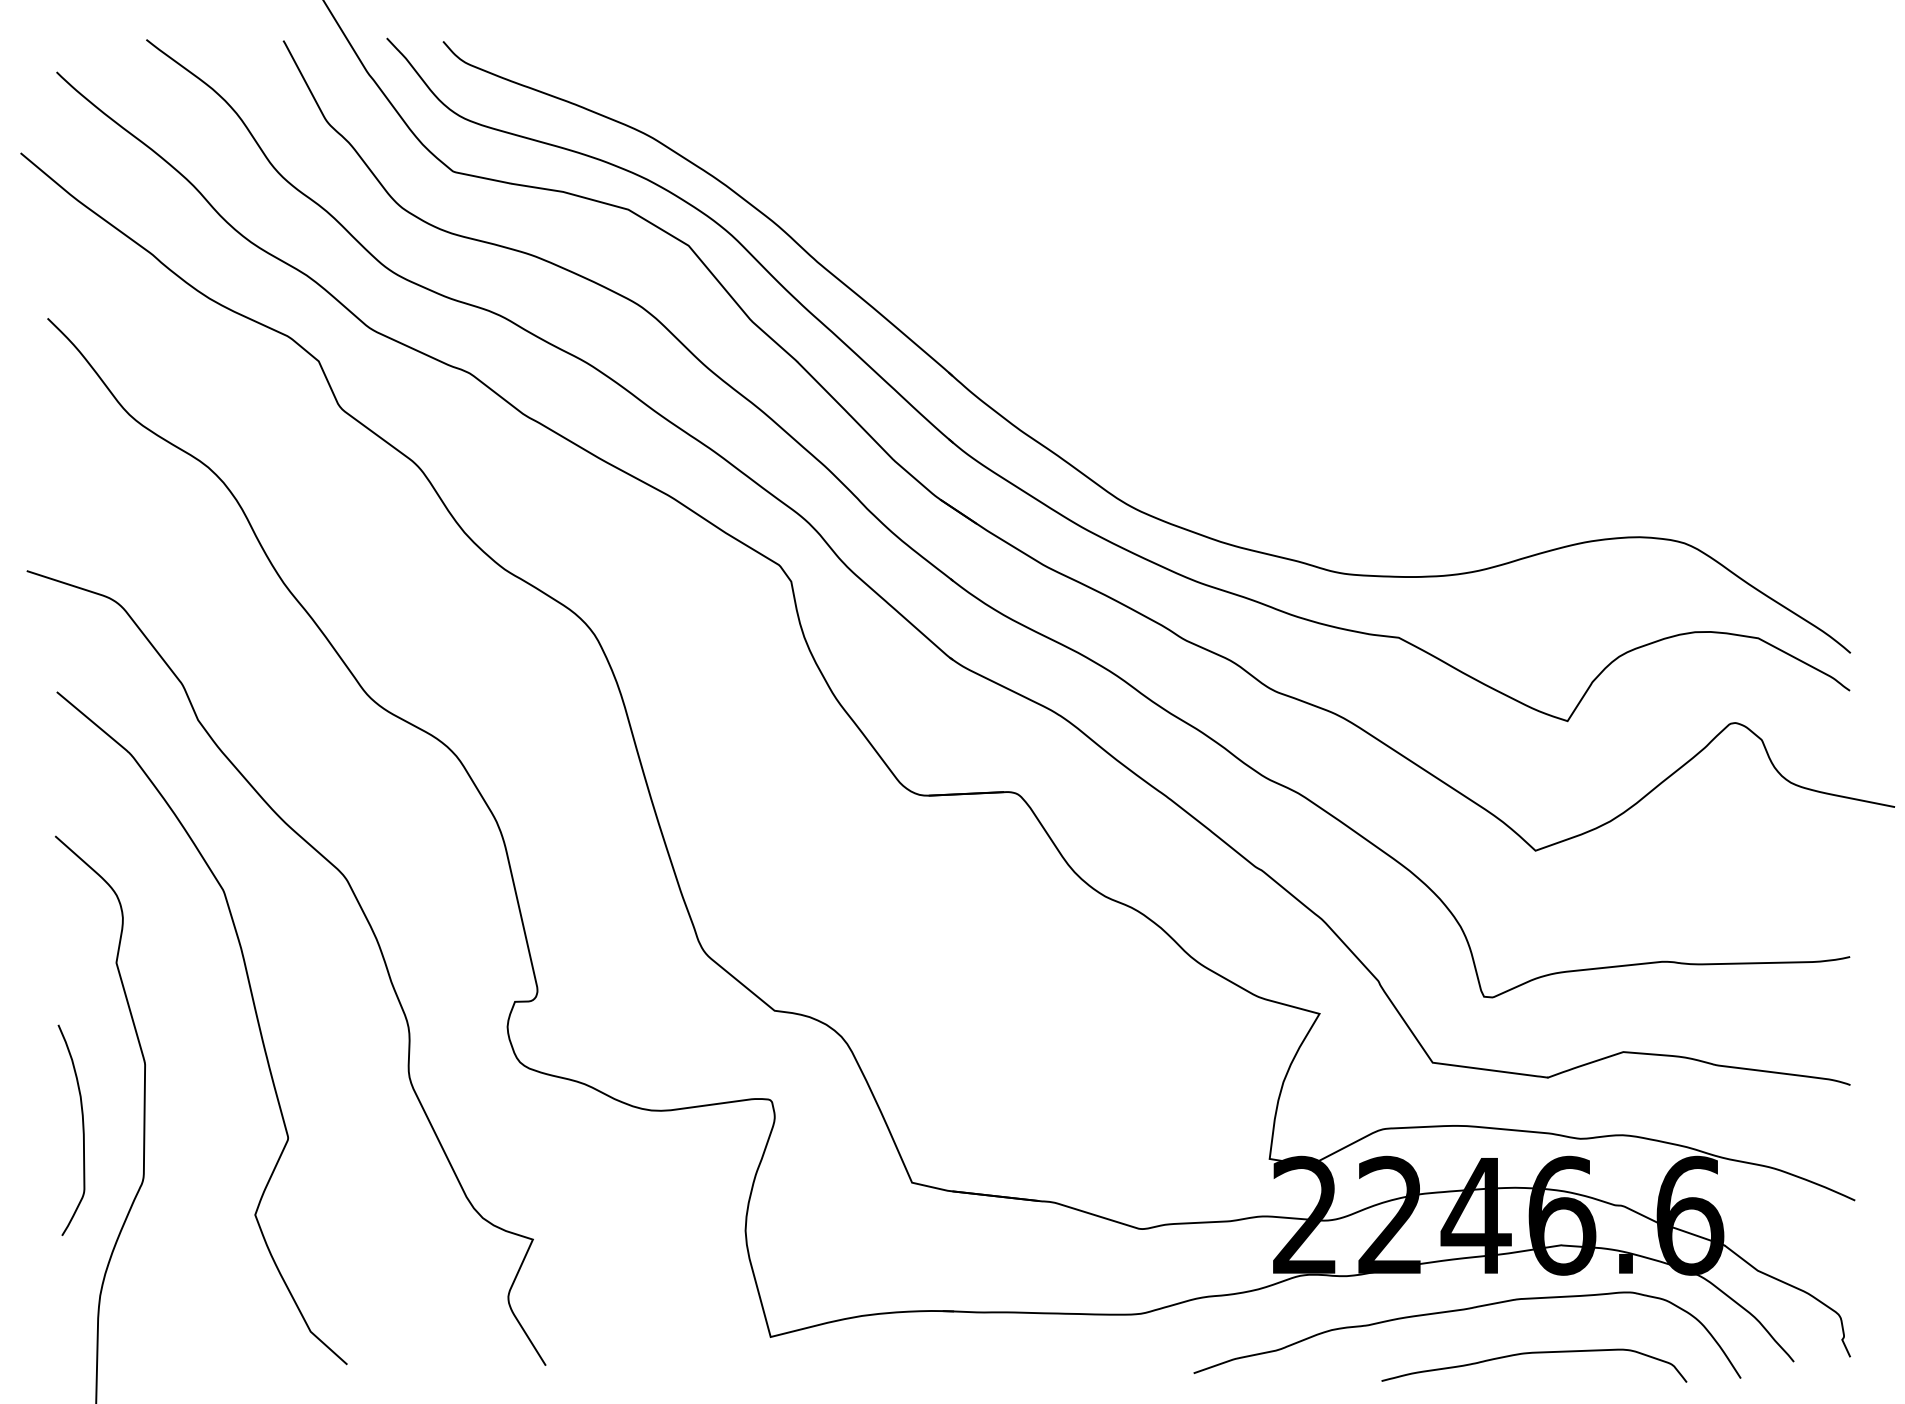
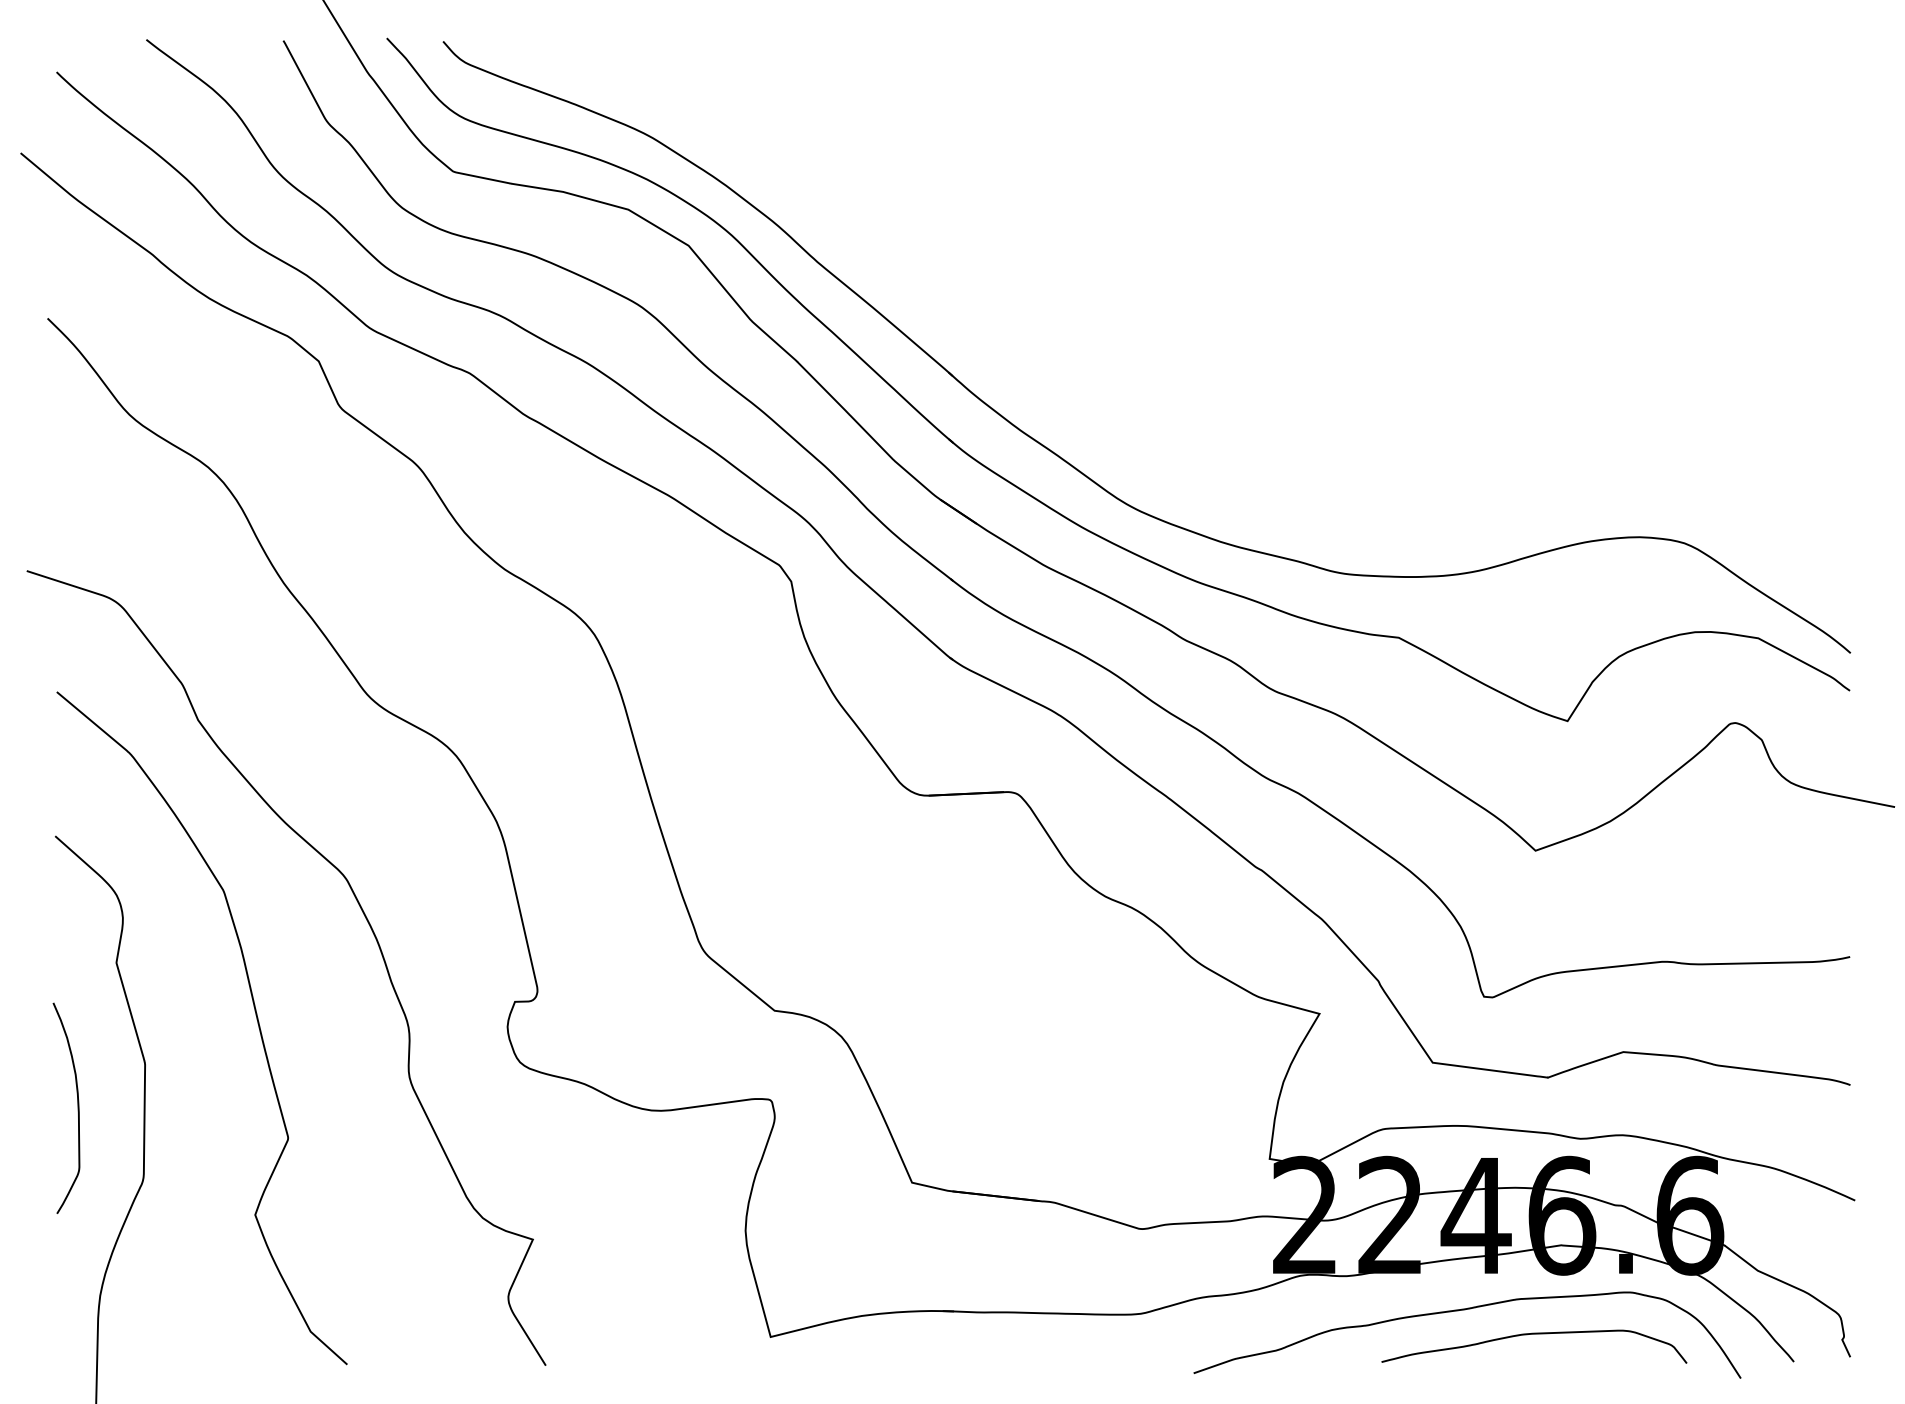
curve position: (82, 1129) -> (77, 1107) (77, 1107)
curve position: (1534, 1353) -> (1534, 1334) (1534, 1334)
